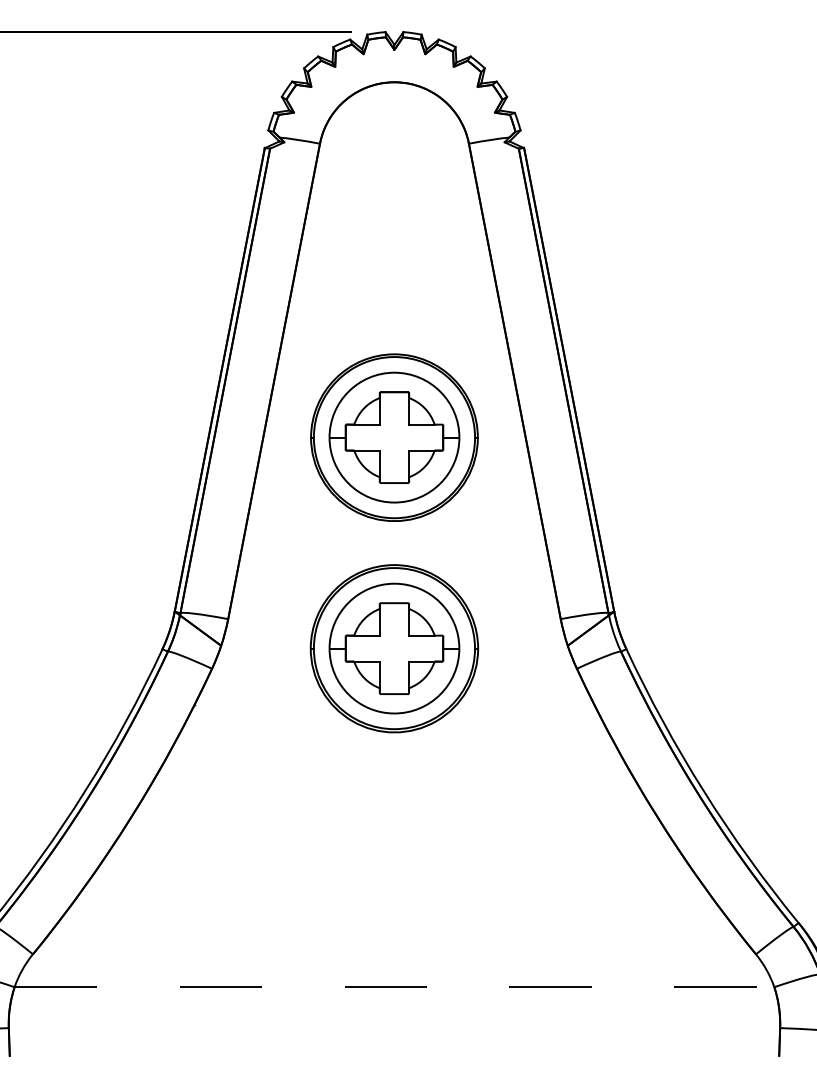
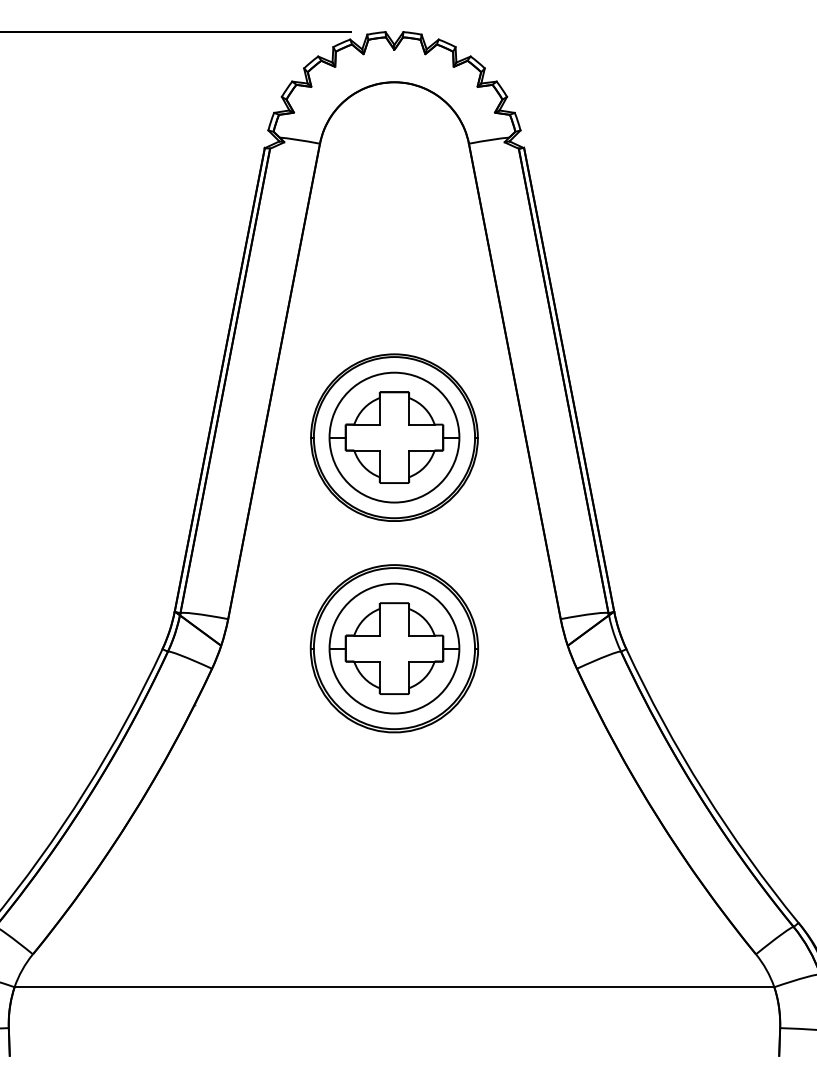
line: dashed -> solid (394, 987)
